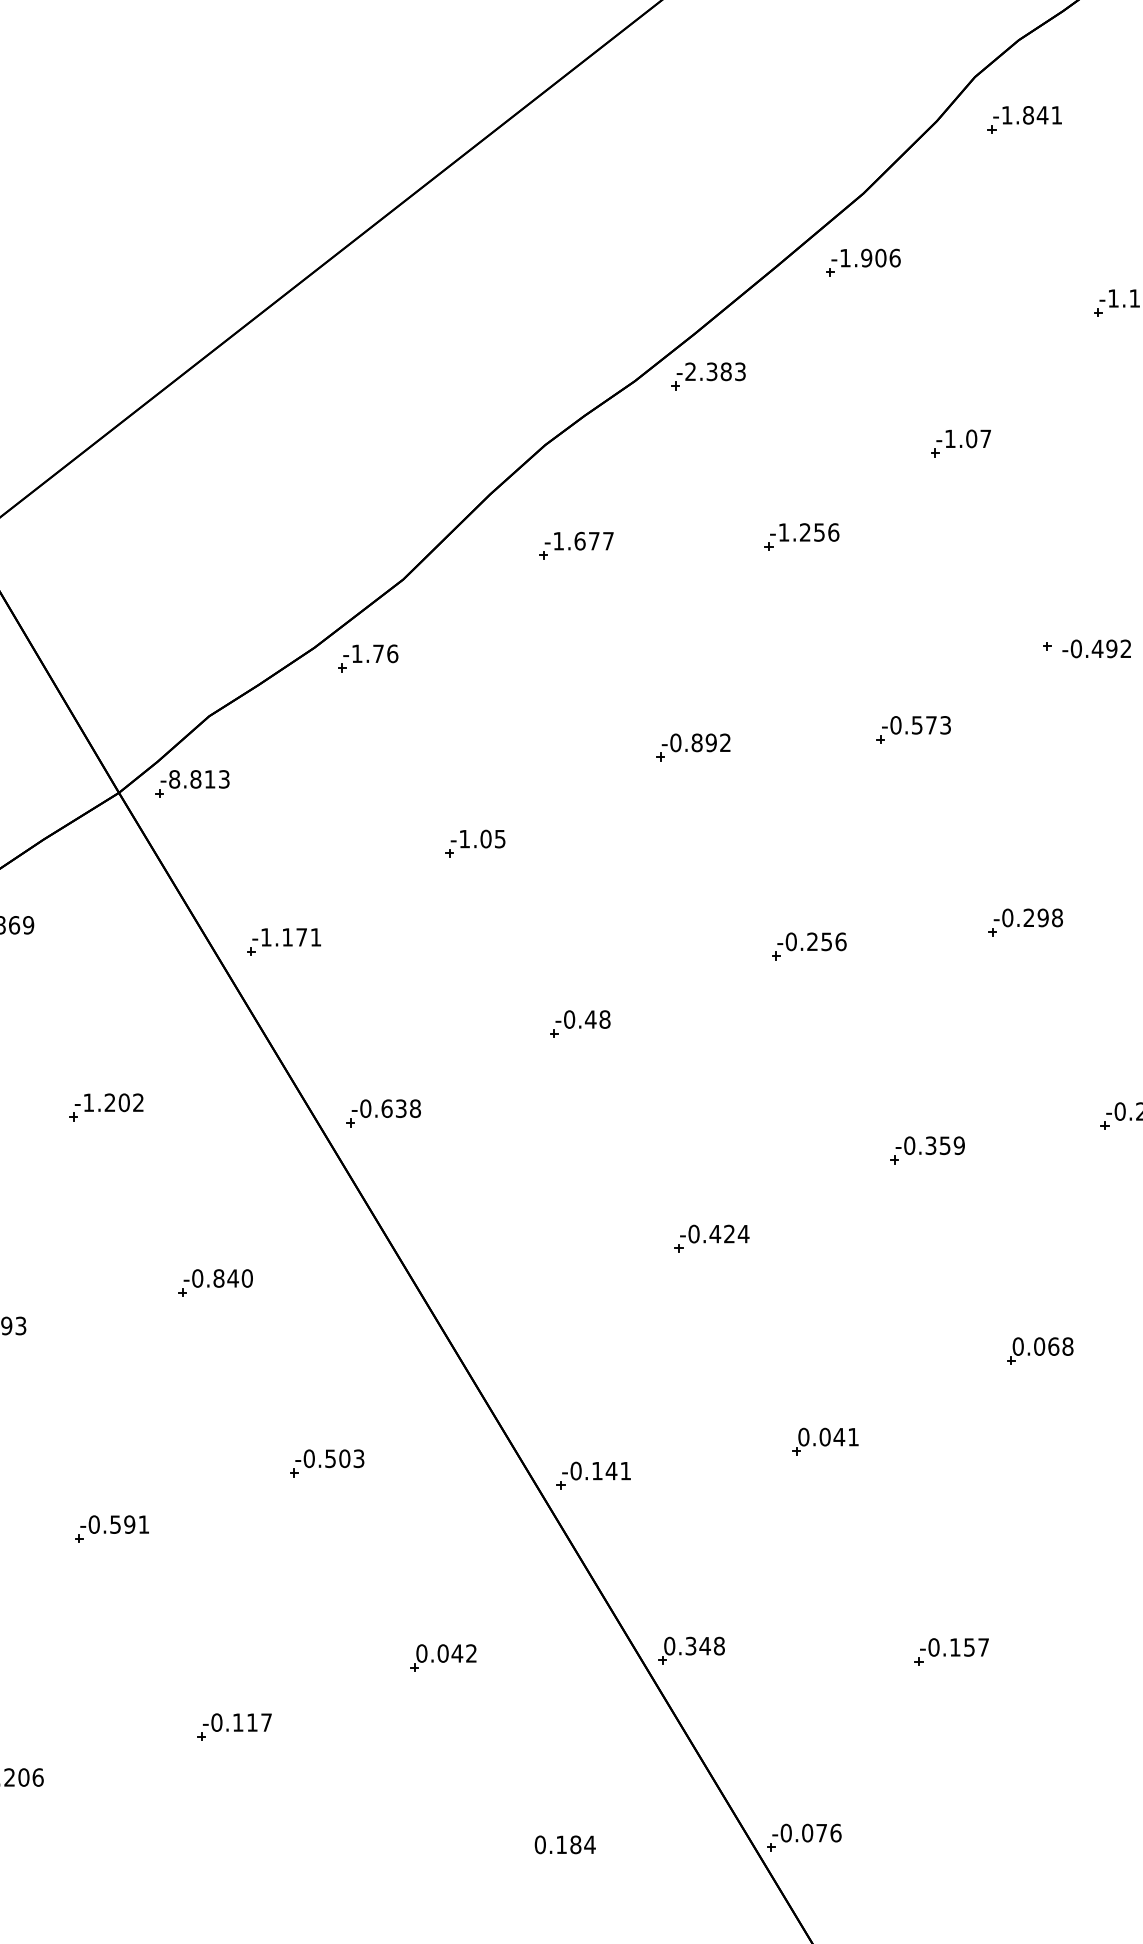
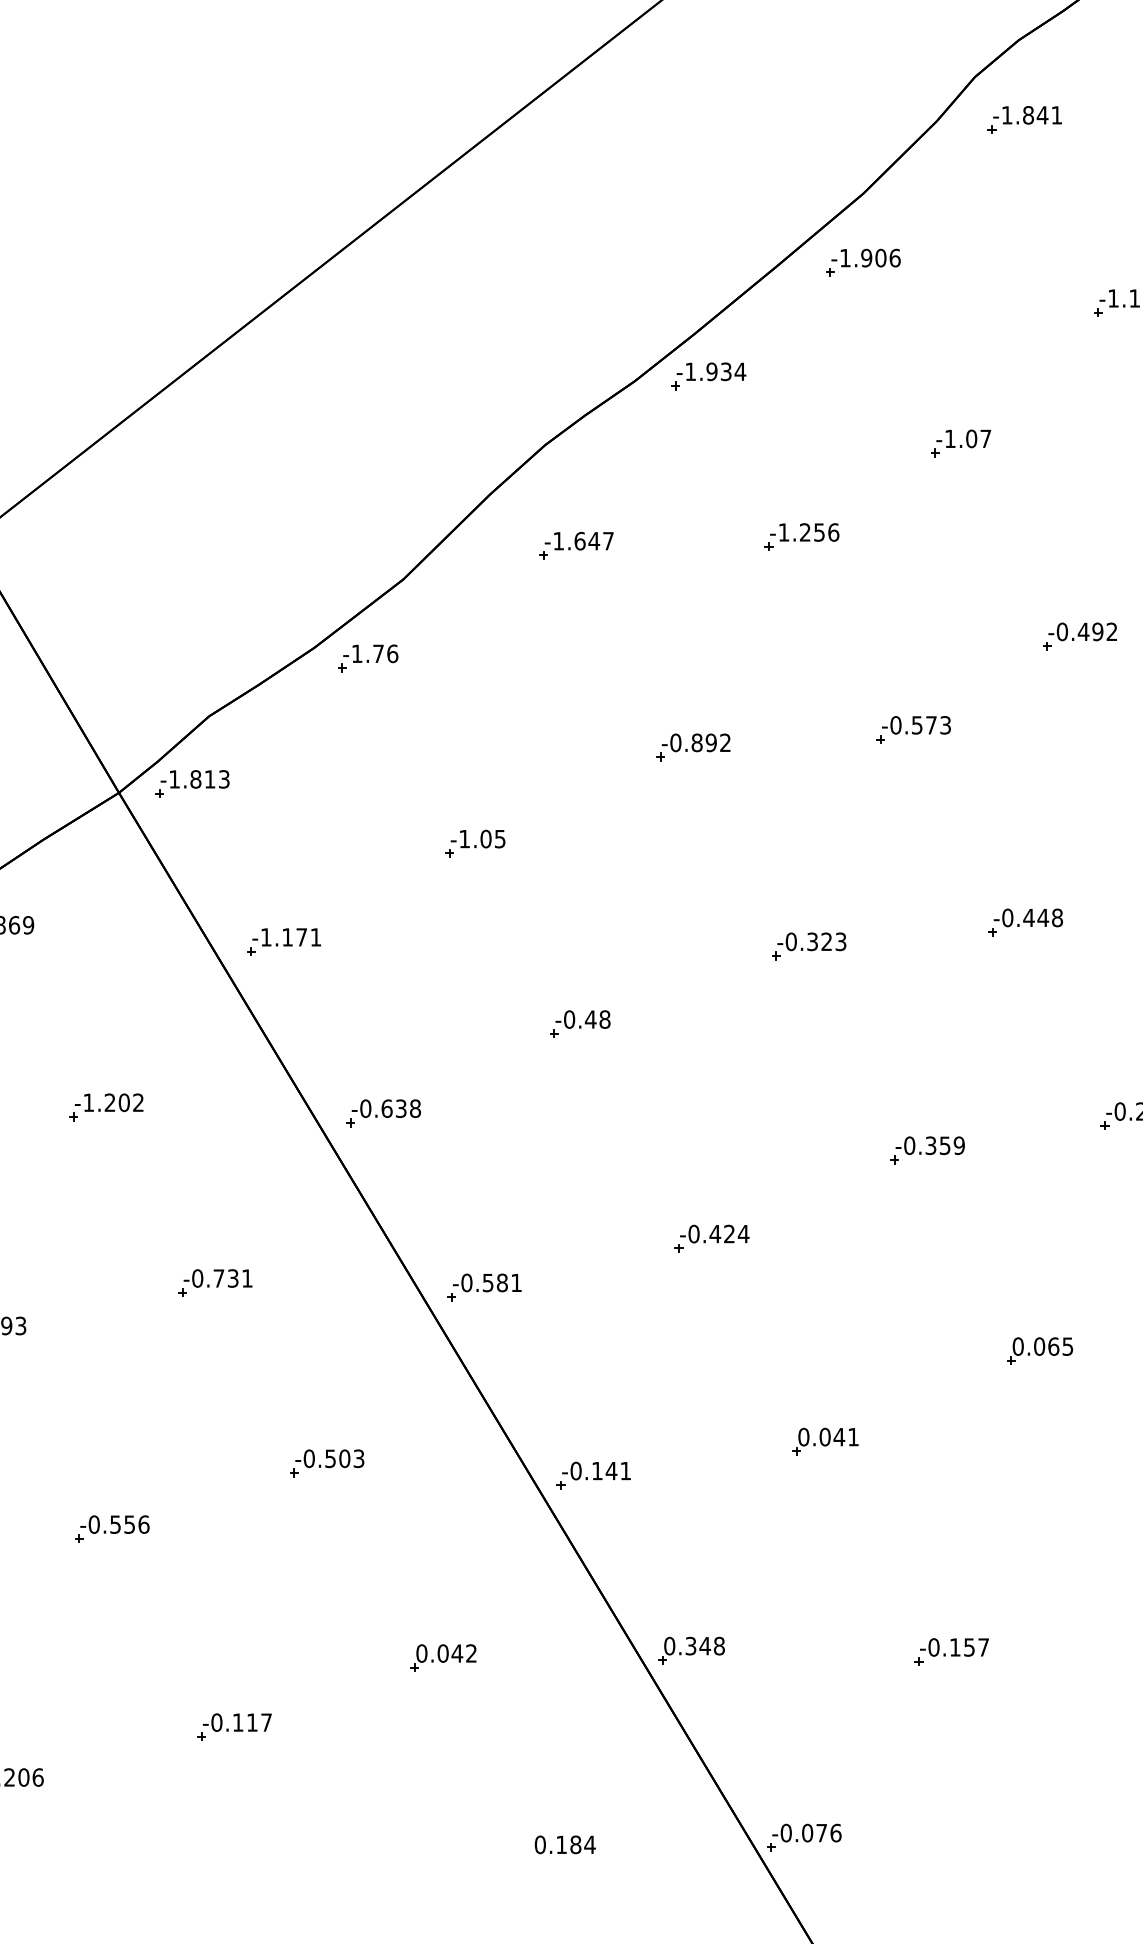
text: -2.383 -> -1.934 (715, 371)
text: -1.677 -> -1.647 (594, 541)
text position: (1096, 648) -> (1082, 631) (1082, 631)
text: -8.813 -> -1.813 (174, 779)
text: -0.298 -> -0.448 (1036, 917)
text: -0.256 -> -0.323 (826, 941)
text: -0.840 -> -0.731 (232, 1278)
part: none -> present (484, 1287)
text: 0.068 -> 0.065 (1067, 1346)
text: -0.591 -> -0.556 (136, 1524)
